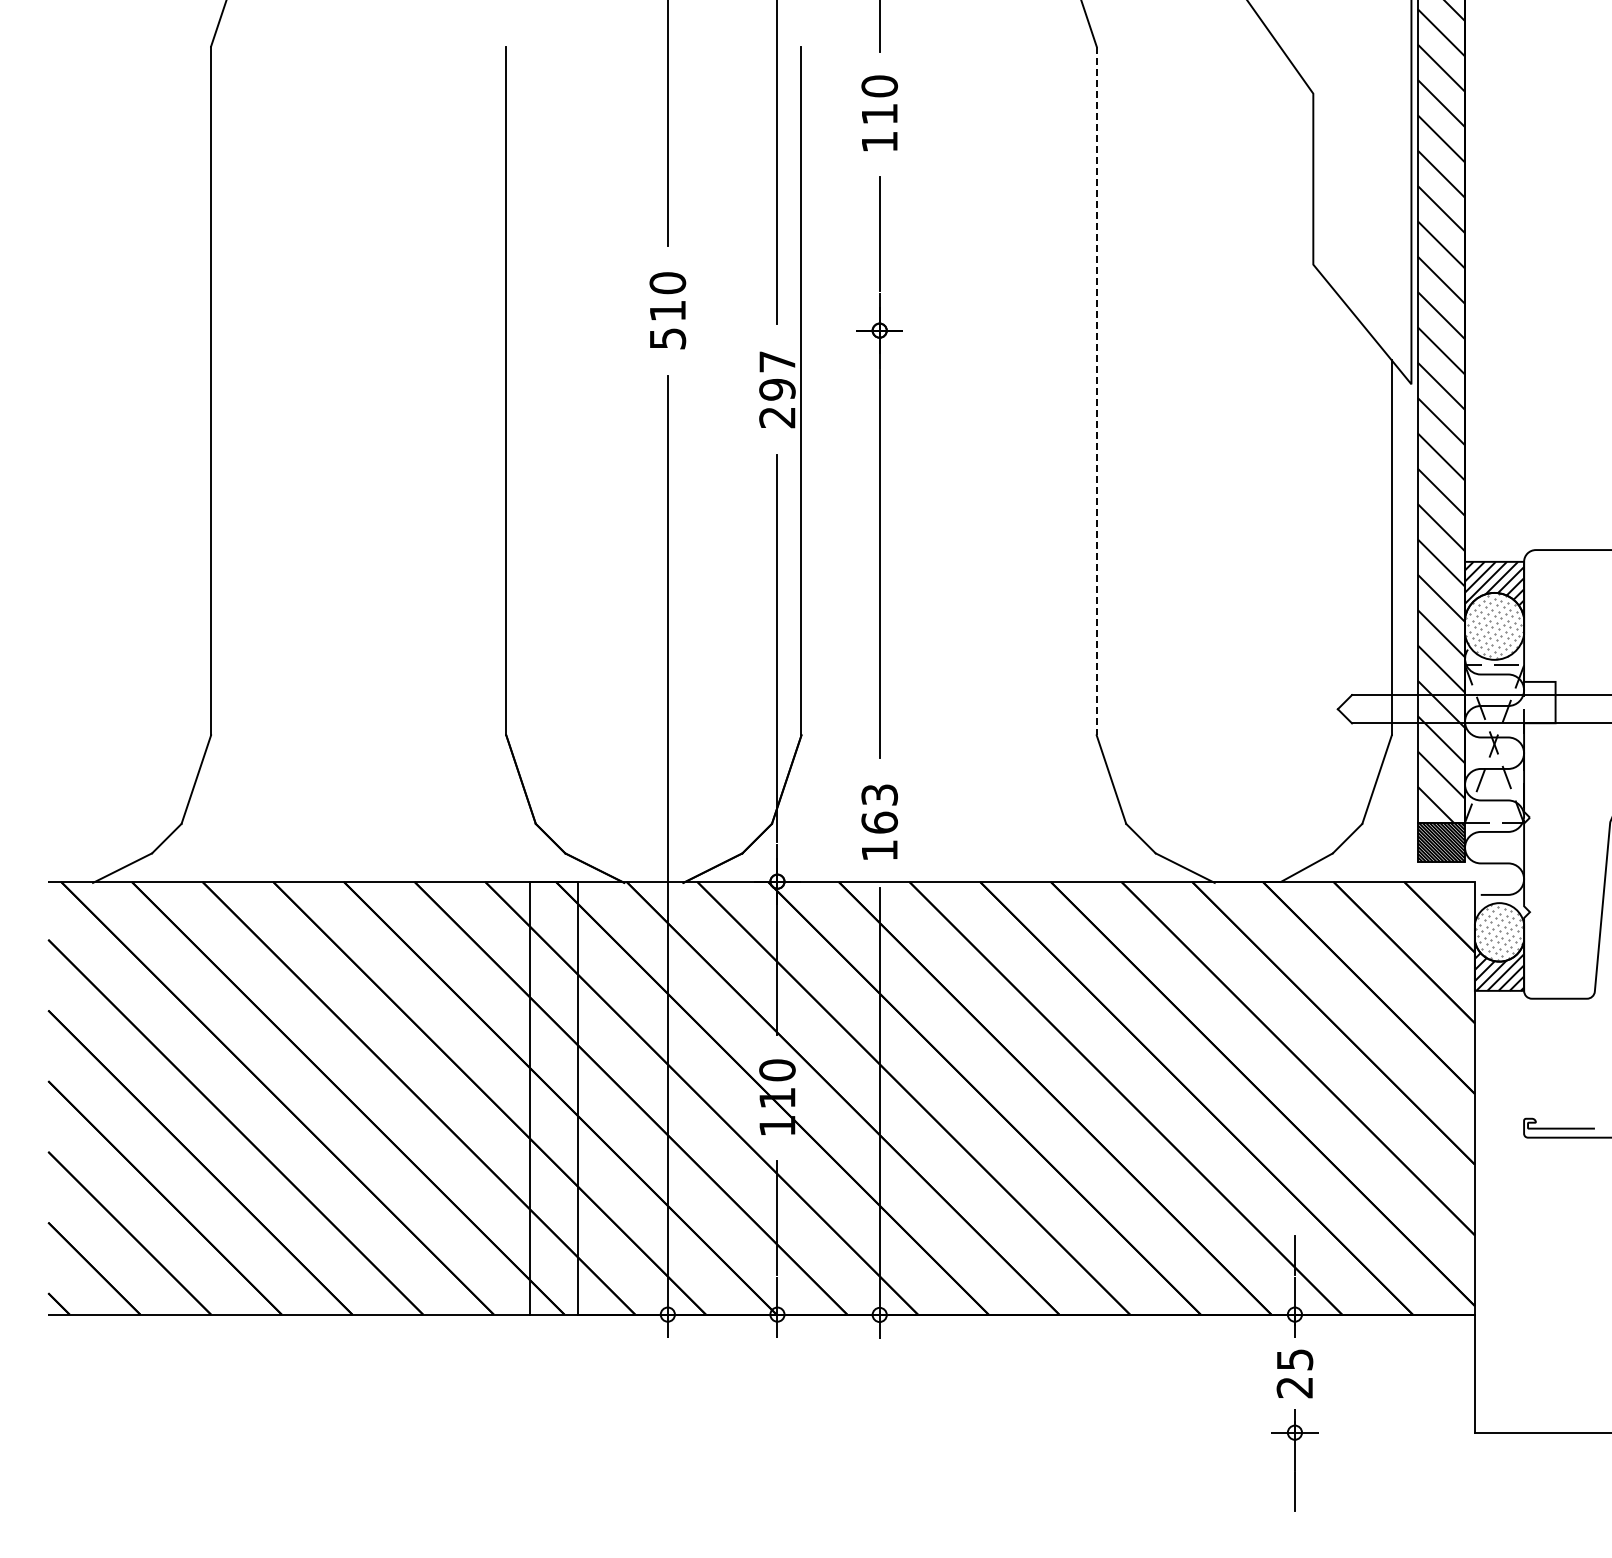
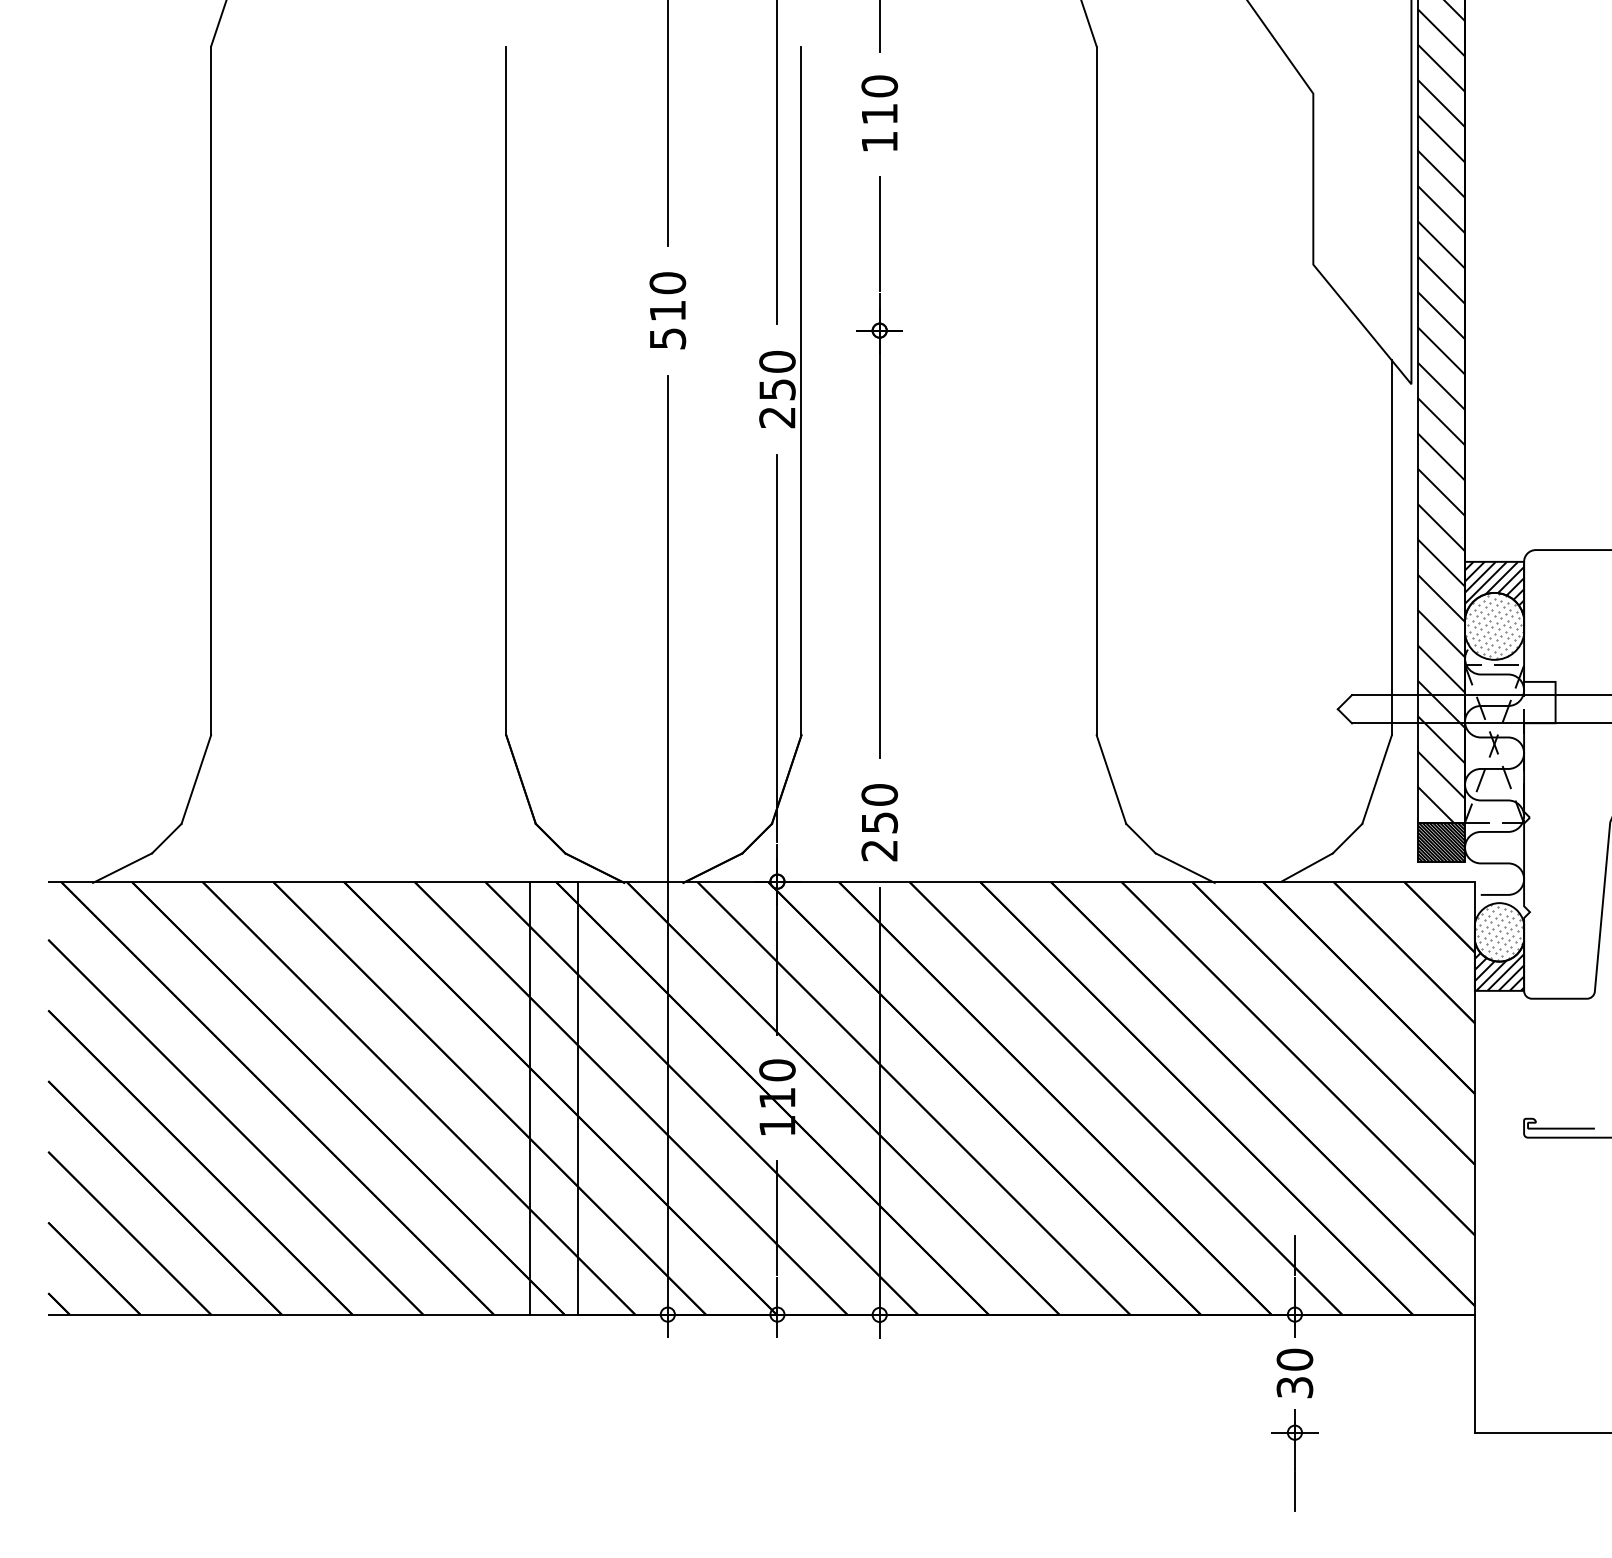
text: 297 -> 250 (777, 375)
line: dashed -> solid (1096, 391)
text: 163 -> 250 (879, 822)
text: 25 -> 30 (1294, 1373)
